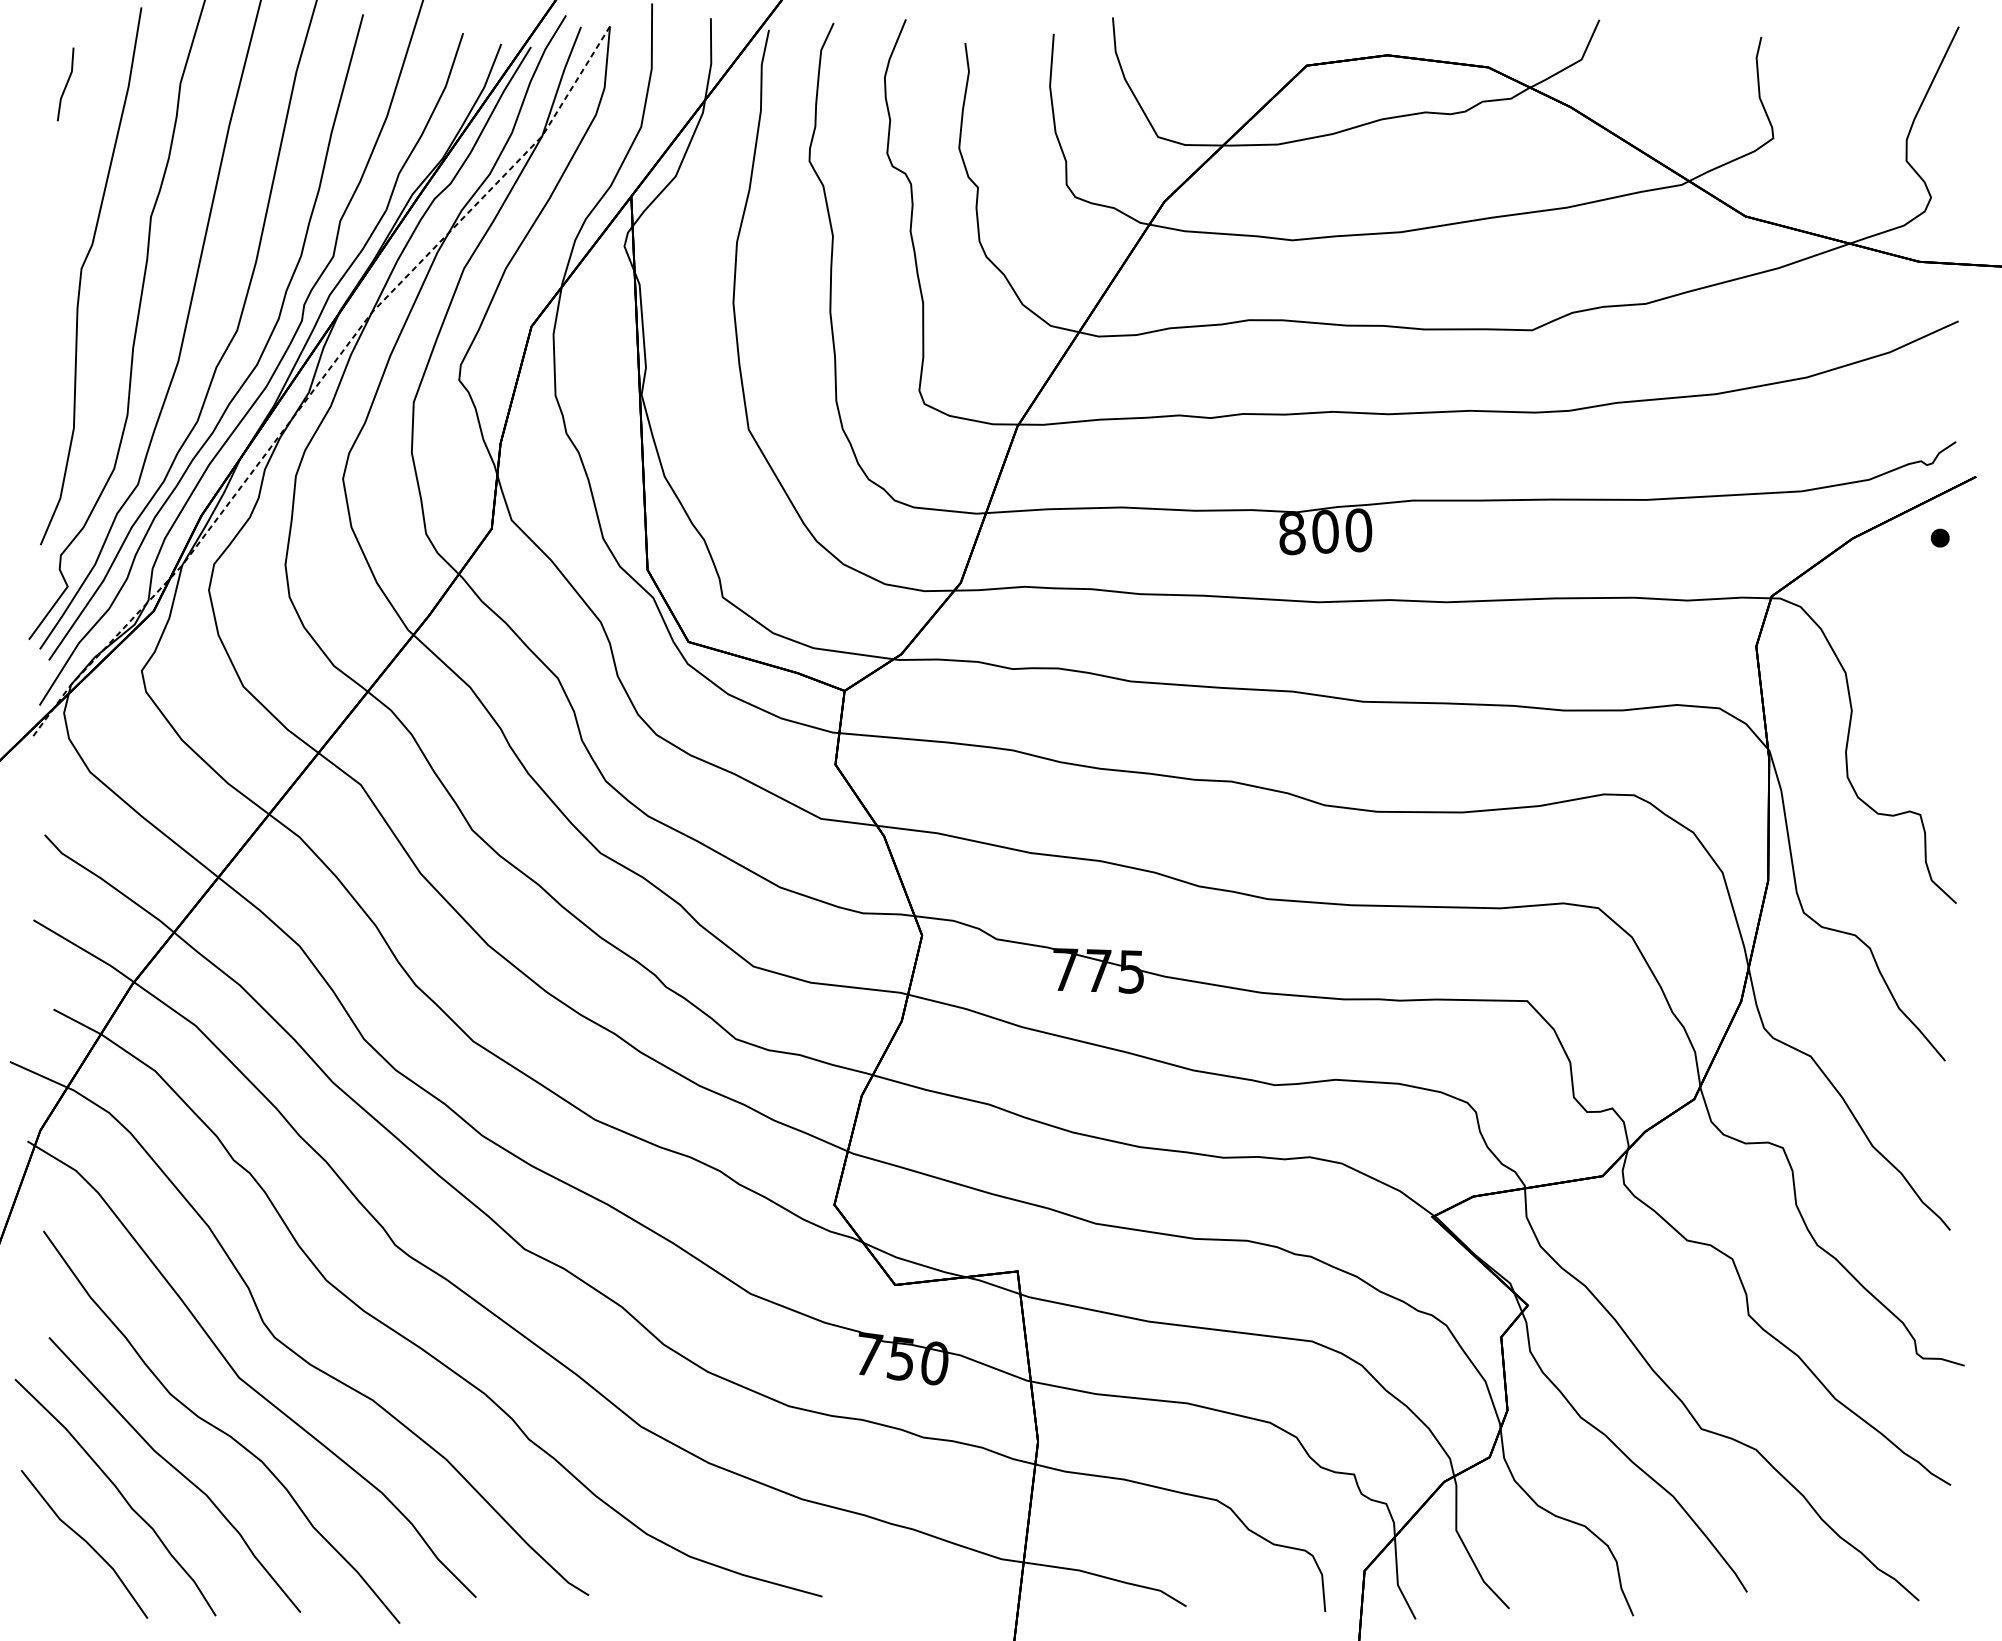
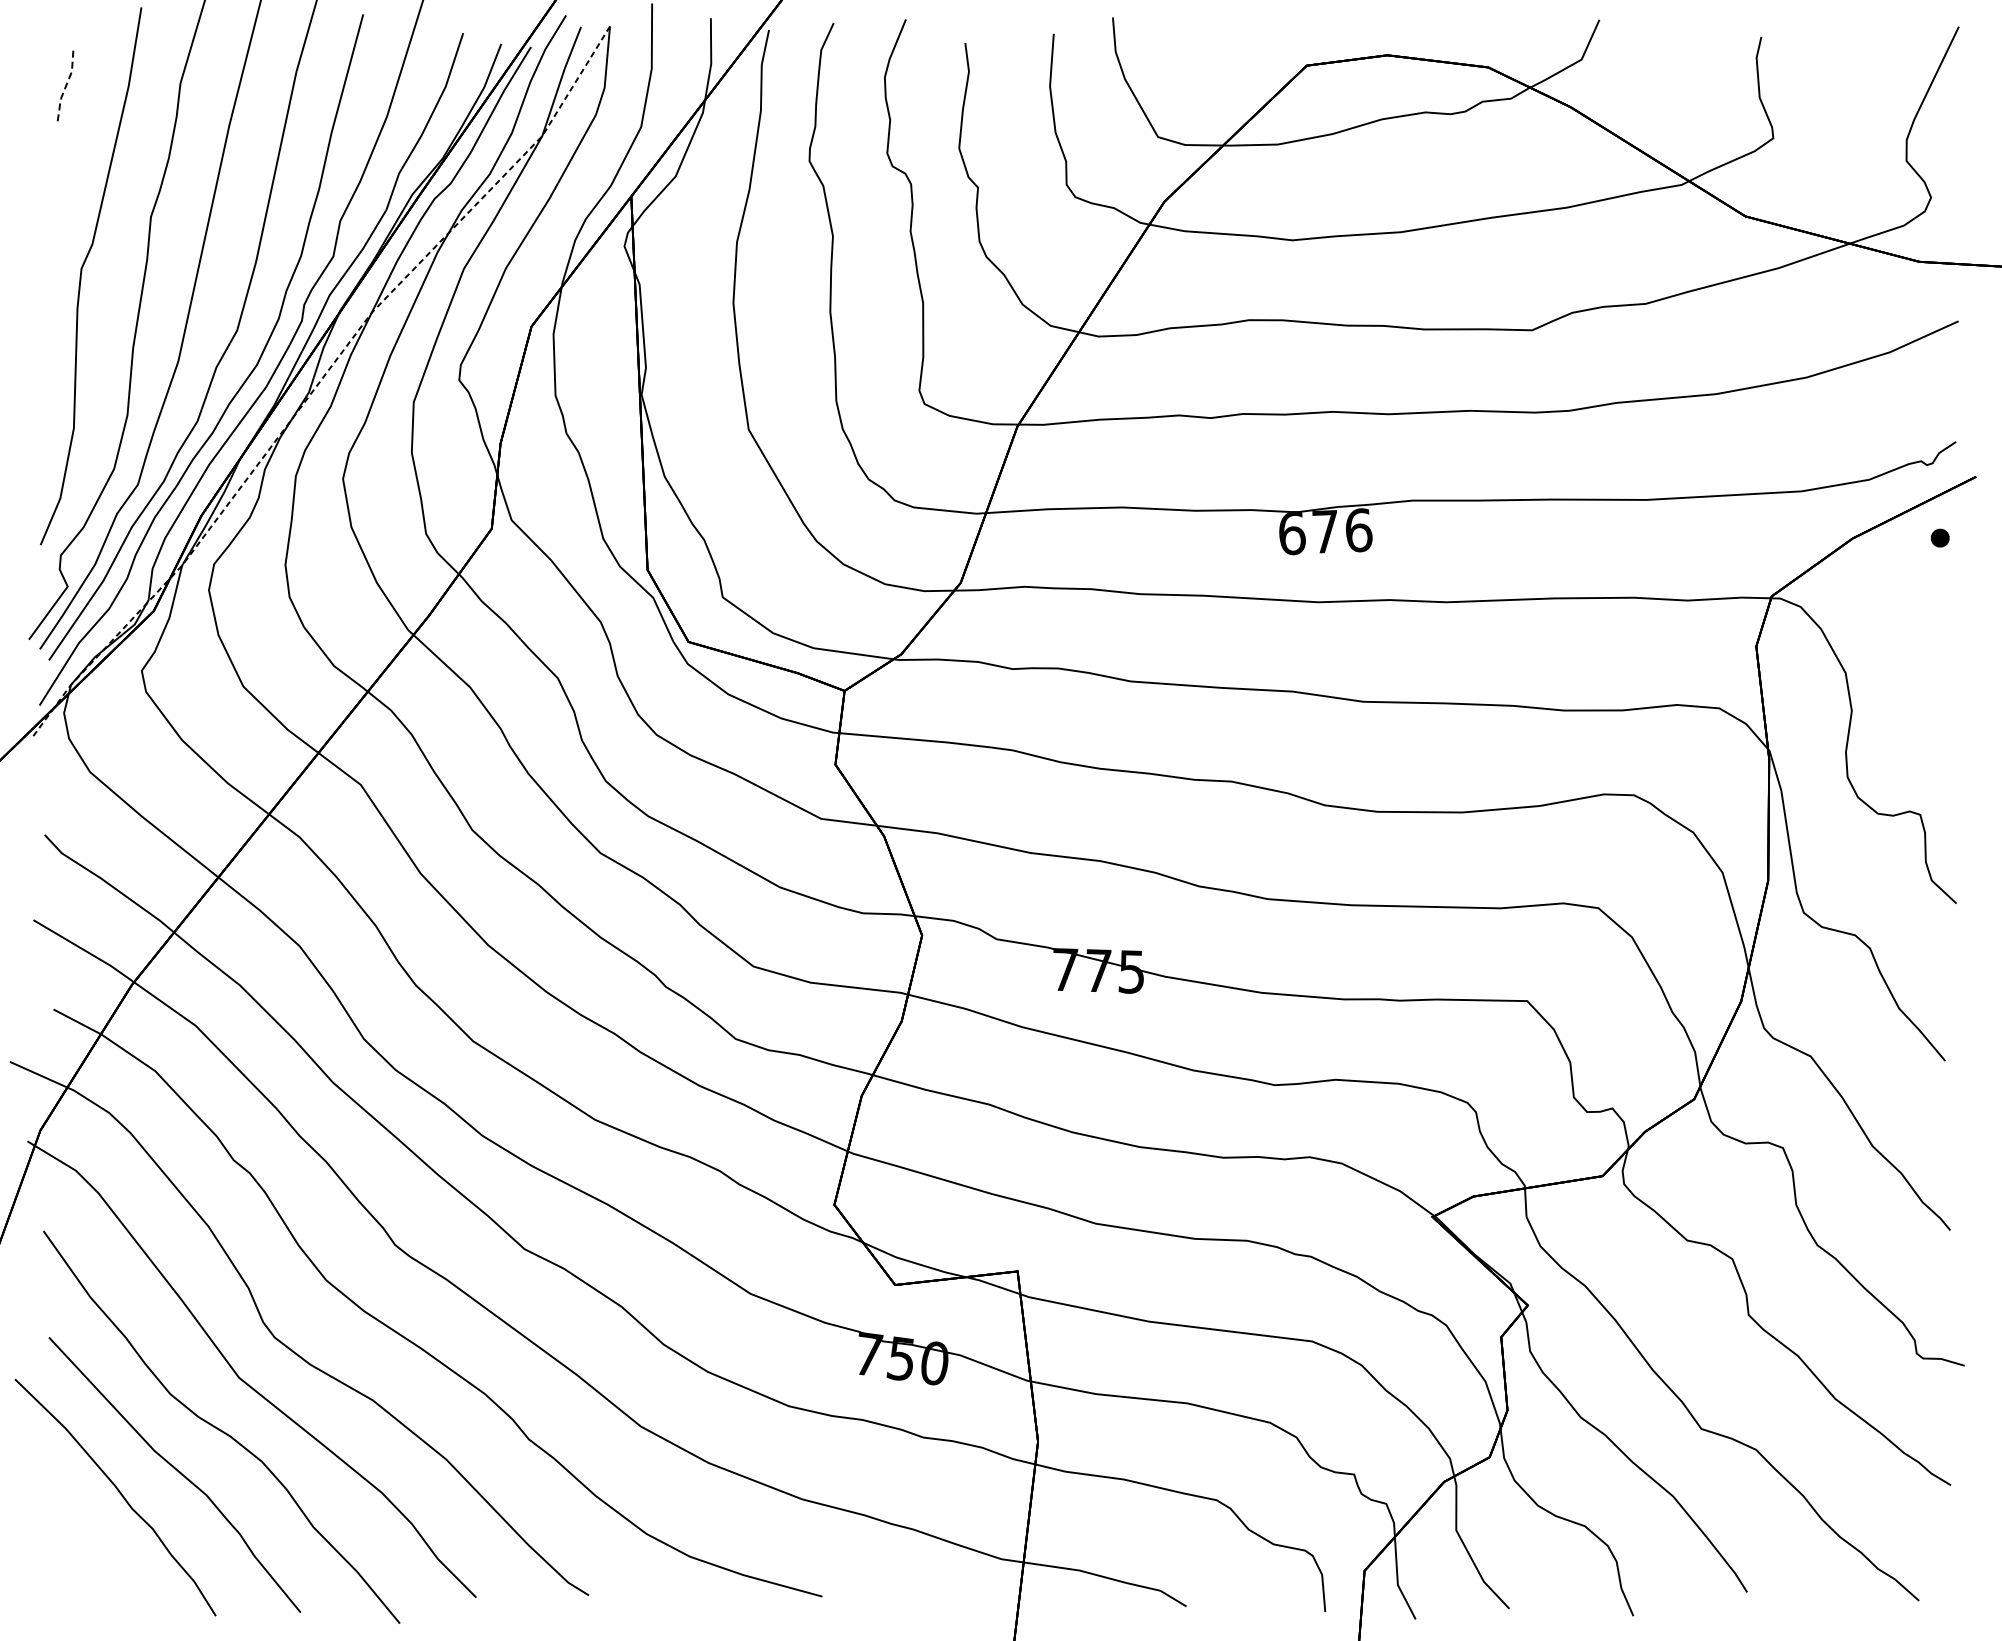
line: solid -> dashed (66, 84)
text: 800 -> 676 (1325, 531)
line: present -> none (85, 1542)
